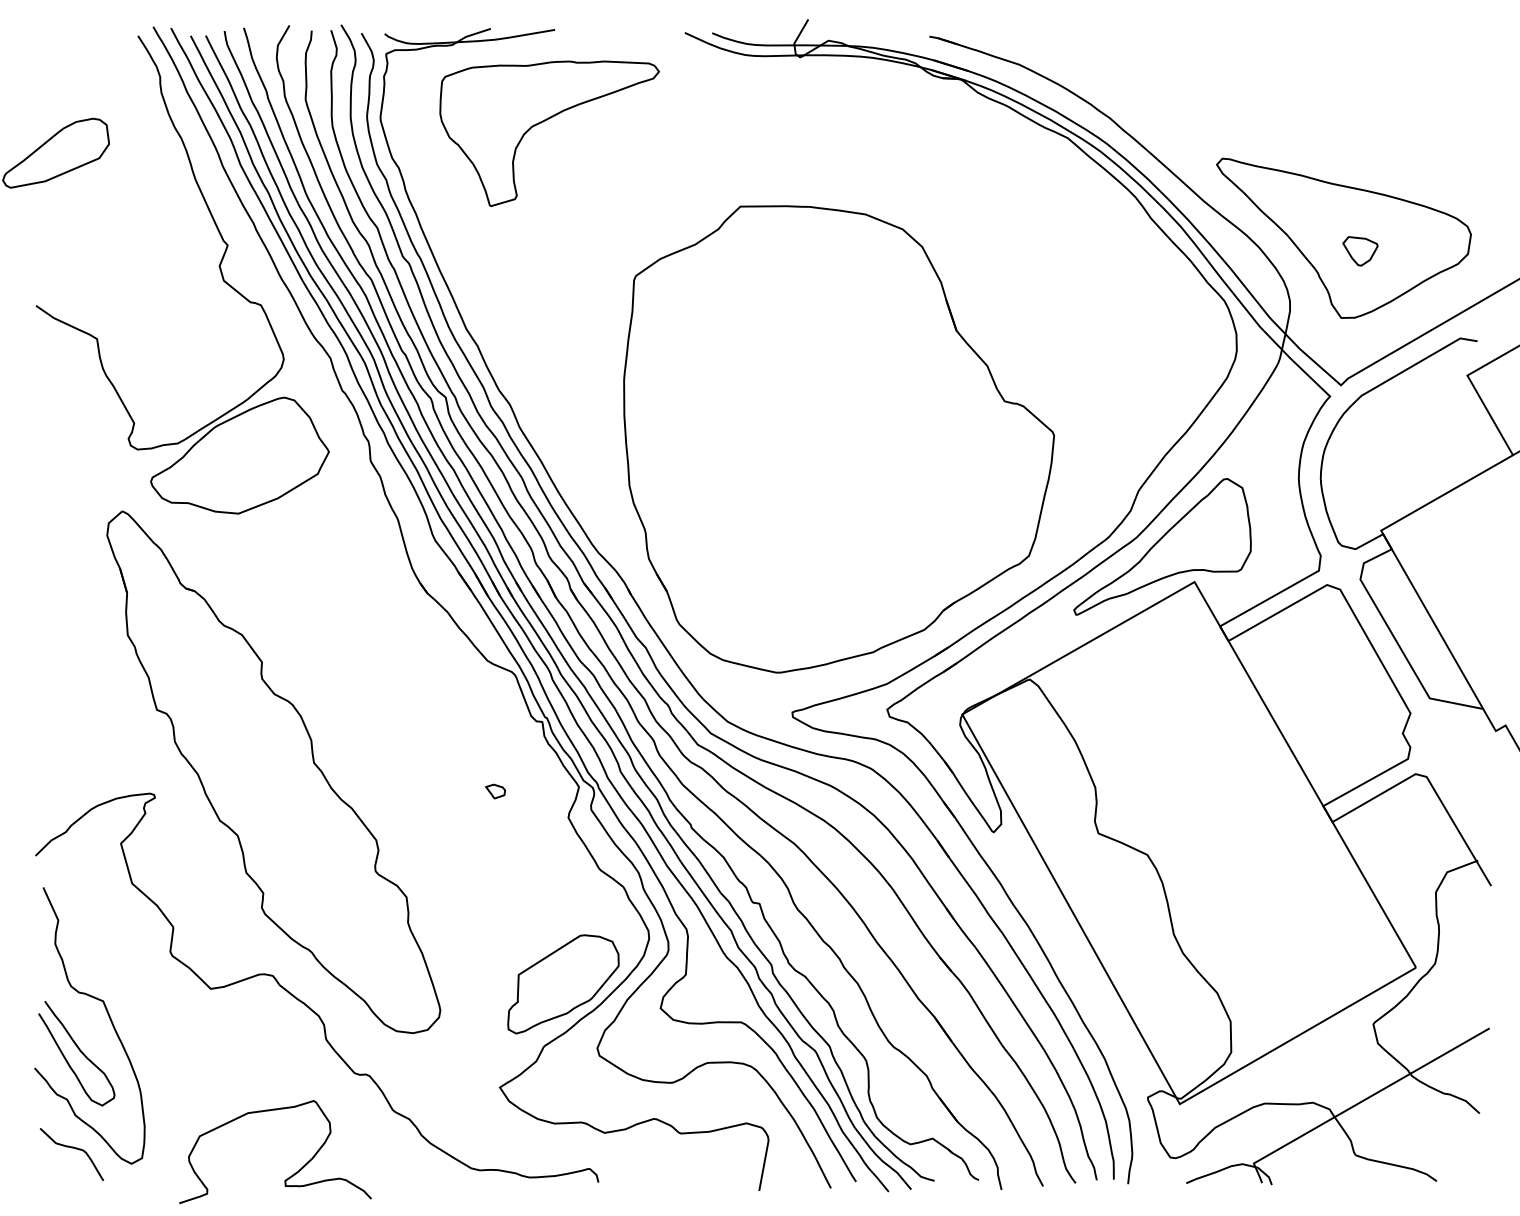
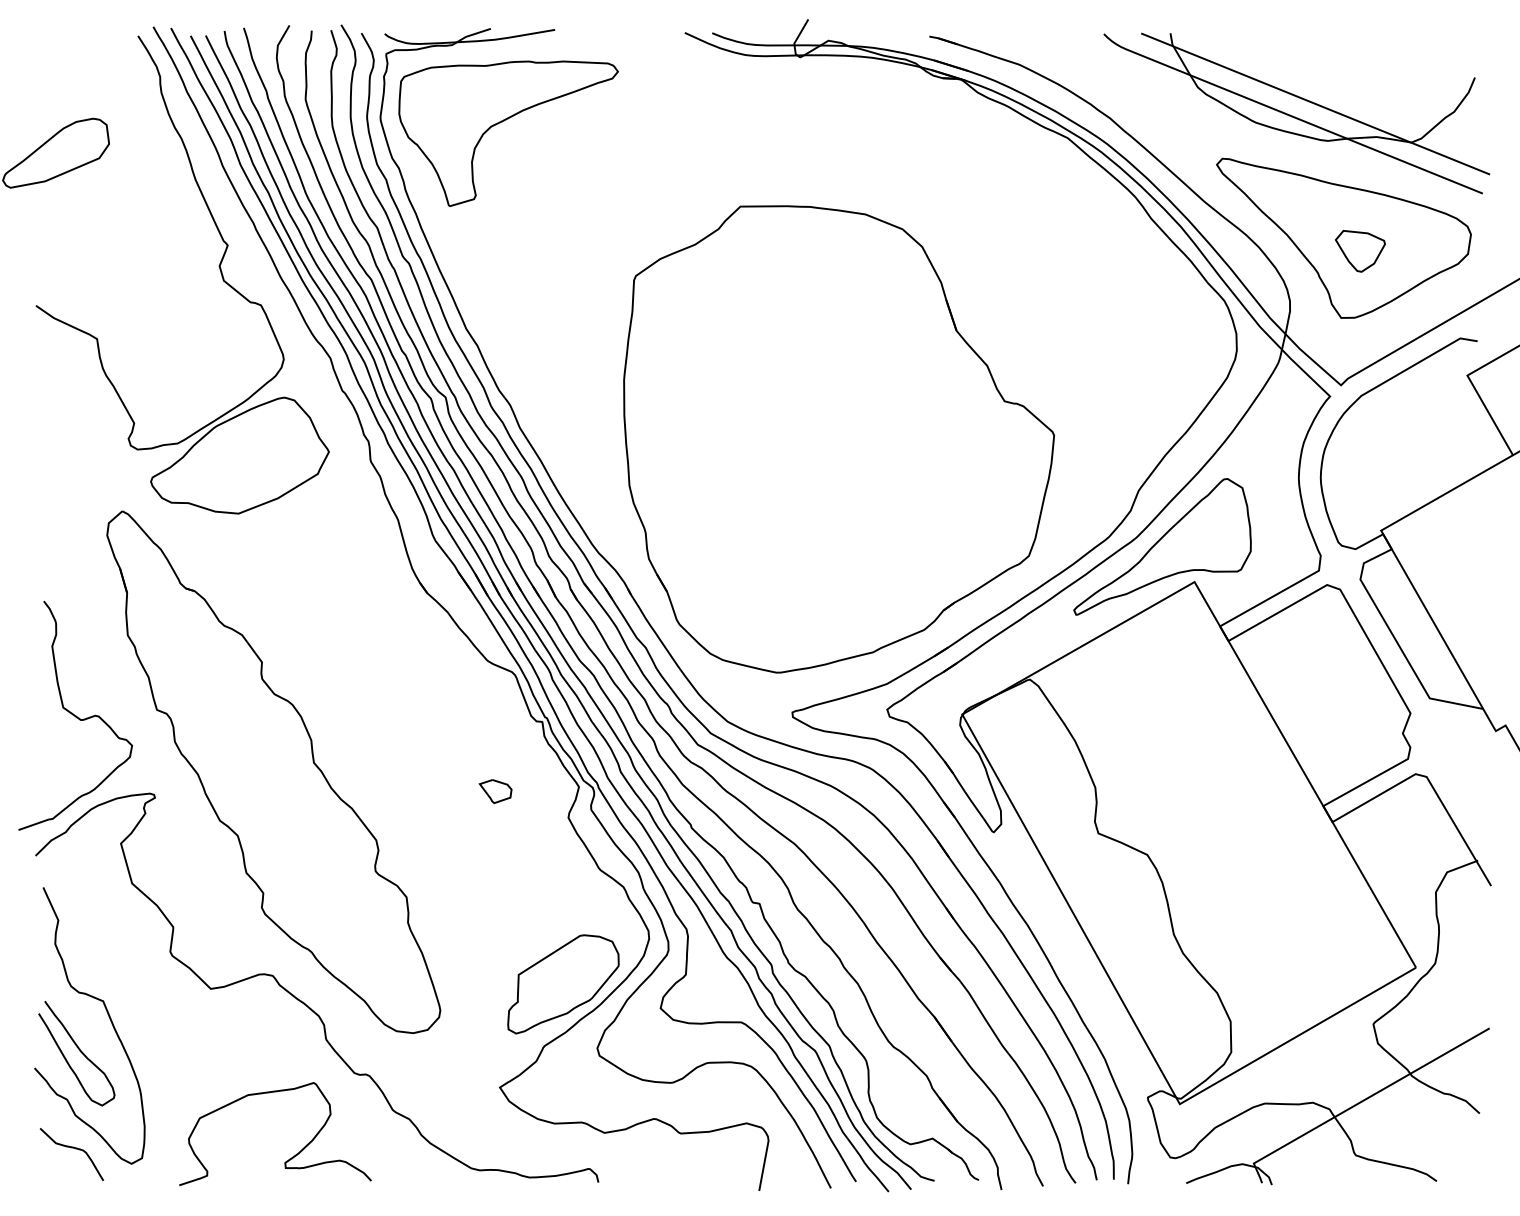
part: none -> present (1296, 113)
part position: (543, 122) -> (502, 122) (502, 122)
part size: 37x31 px -> 51x43 px (1360, 251)
curve: none -> present (75, 715)
part size: 22x17 px -> 35x25 px (495, 791)
curve position: (292, 1174) -> (292, 1156) (292, 1156)
